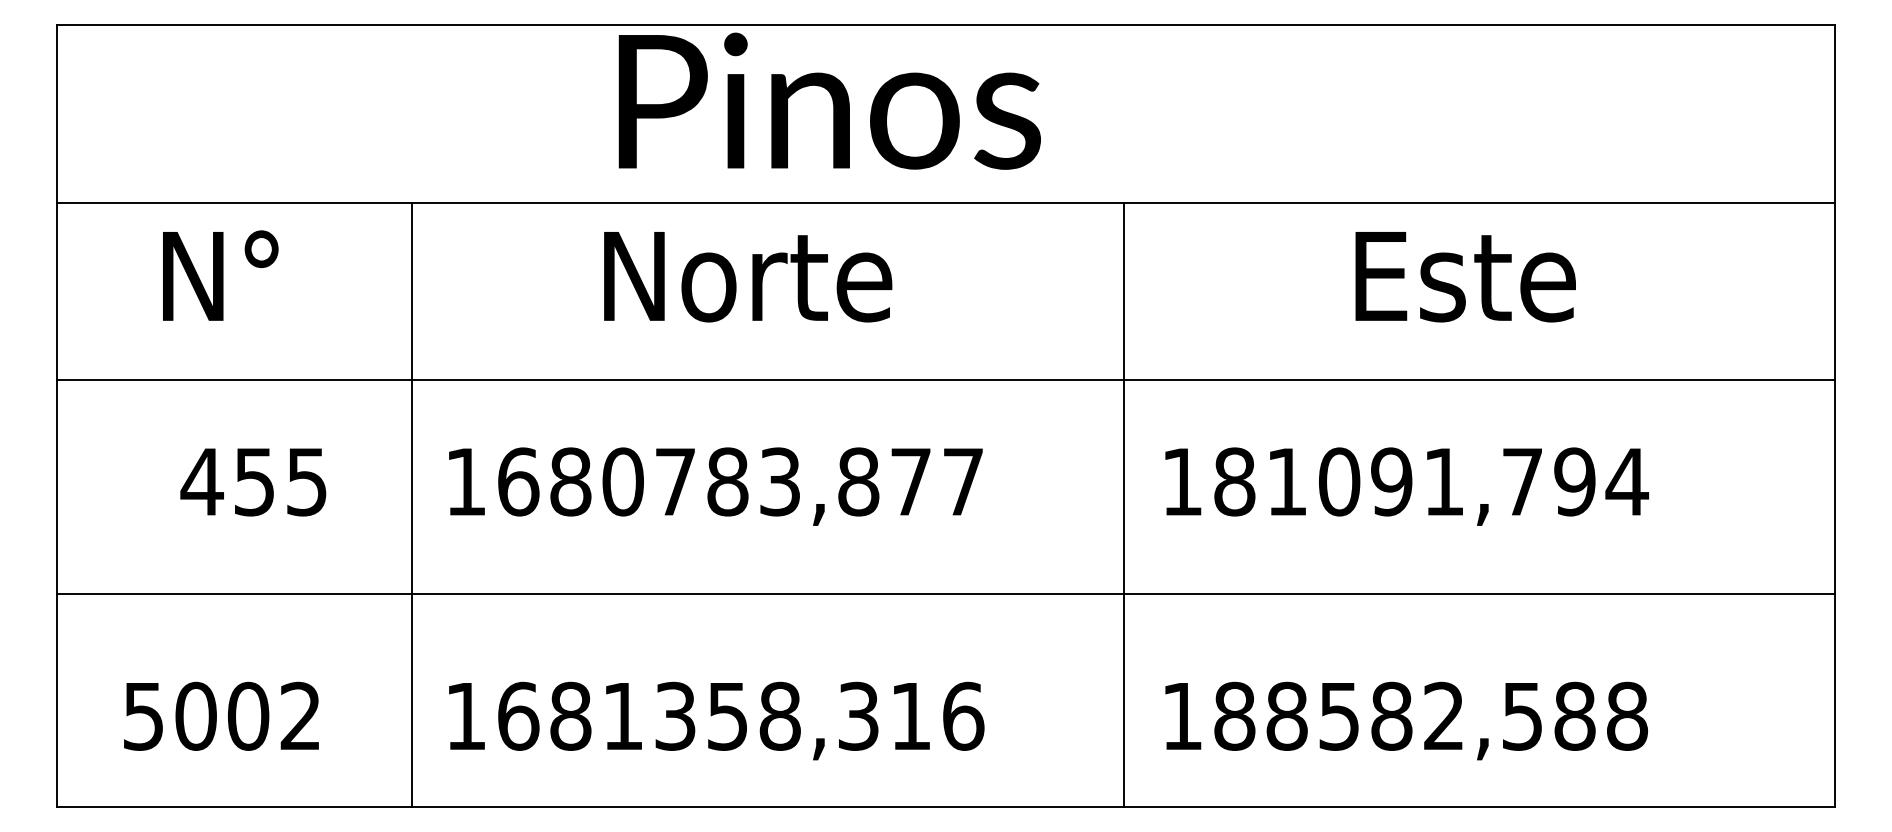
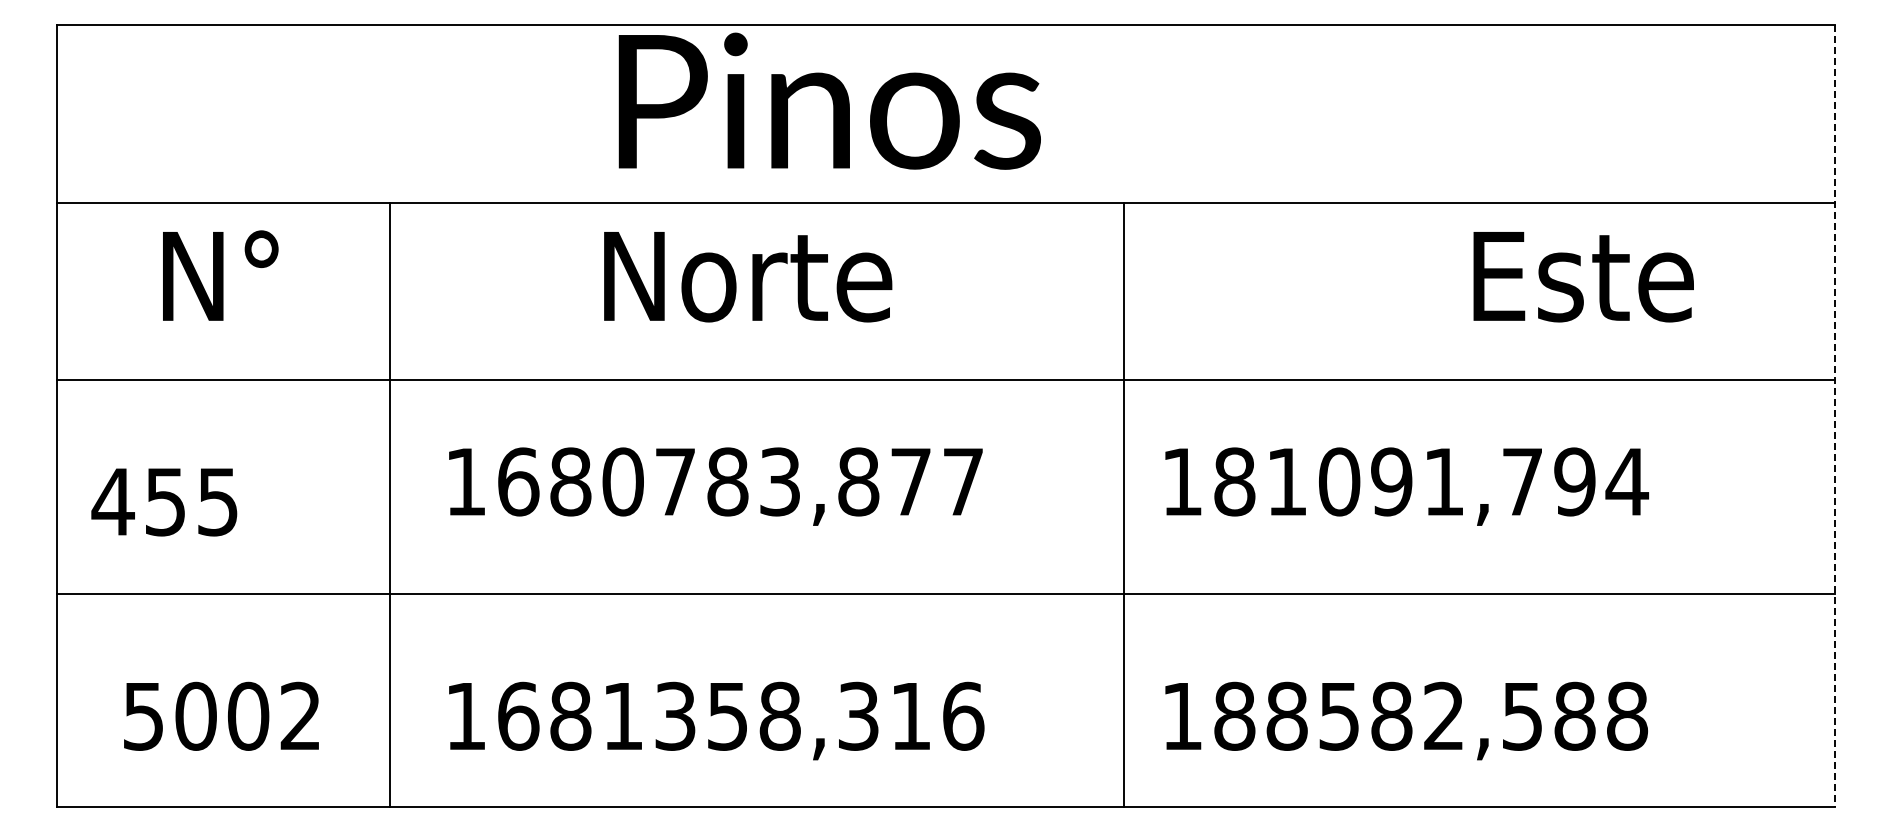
text position: (1465, 277) -> (1583, 277) (1583, 277)
line: solid -> dashed (1835, 416)
text position: (253, 482) -> (164, 502) (164, 502)
line position: (412, 504) -> (390, 504) (390, 504)
